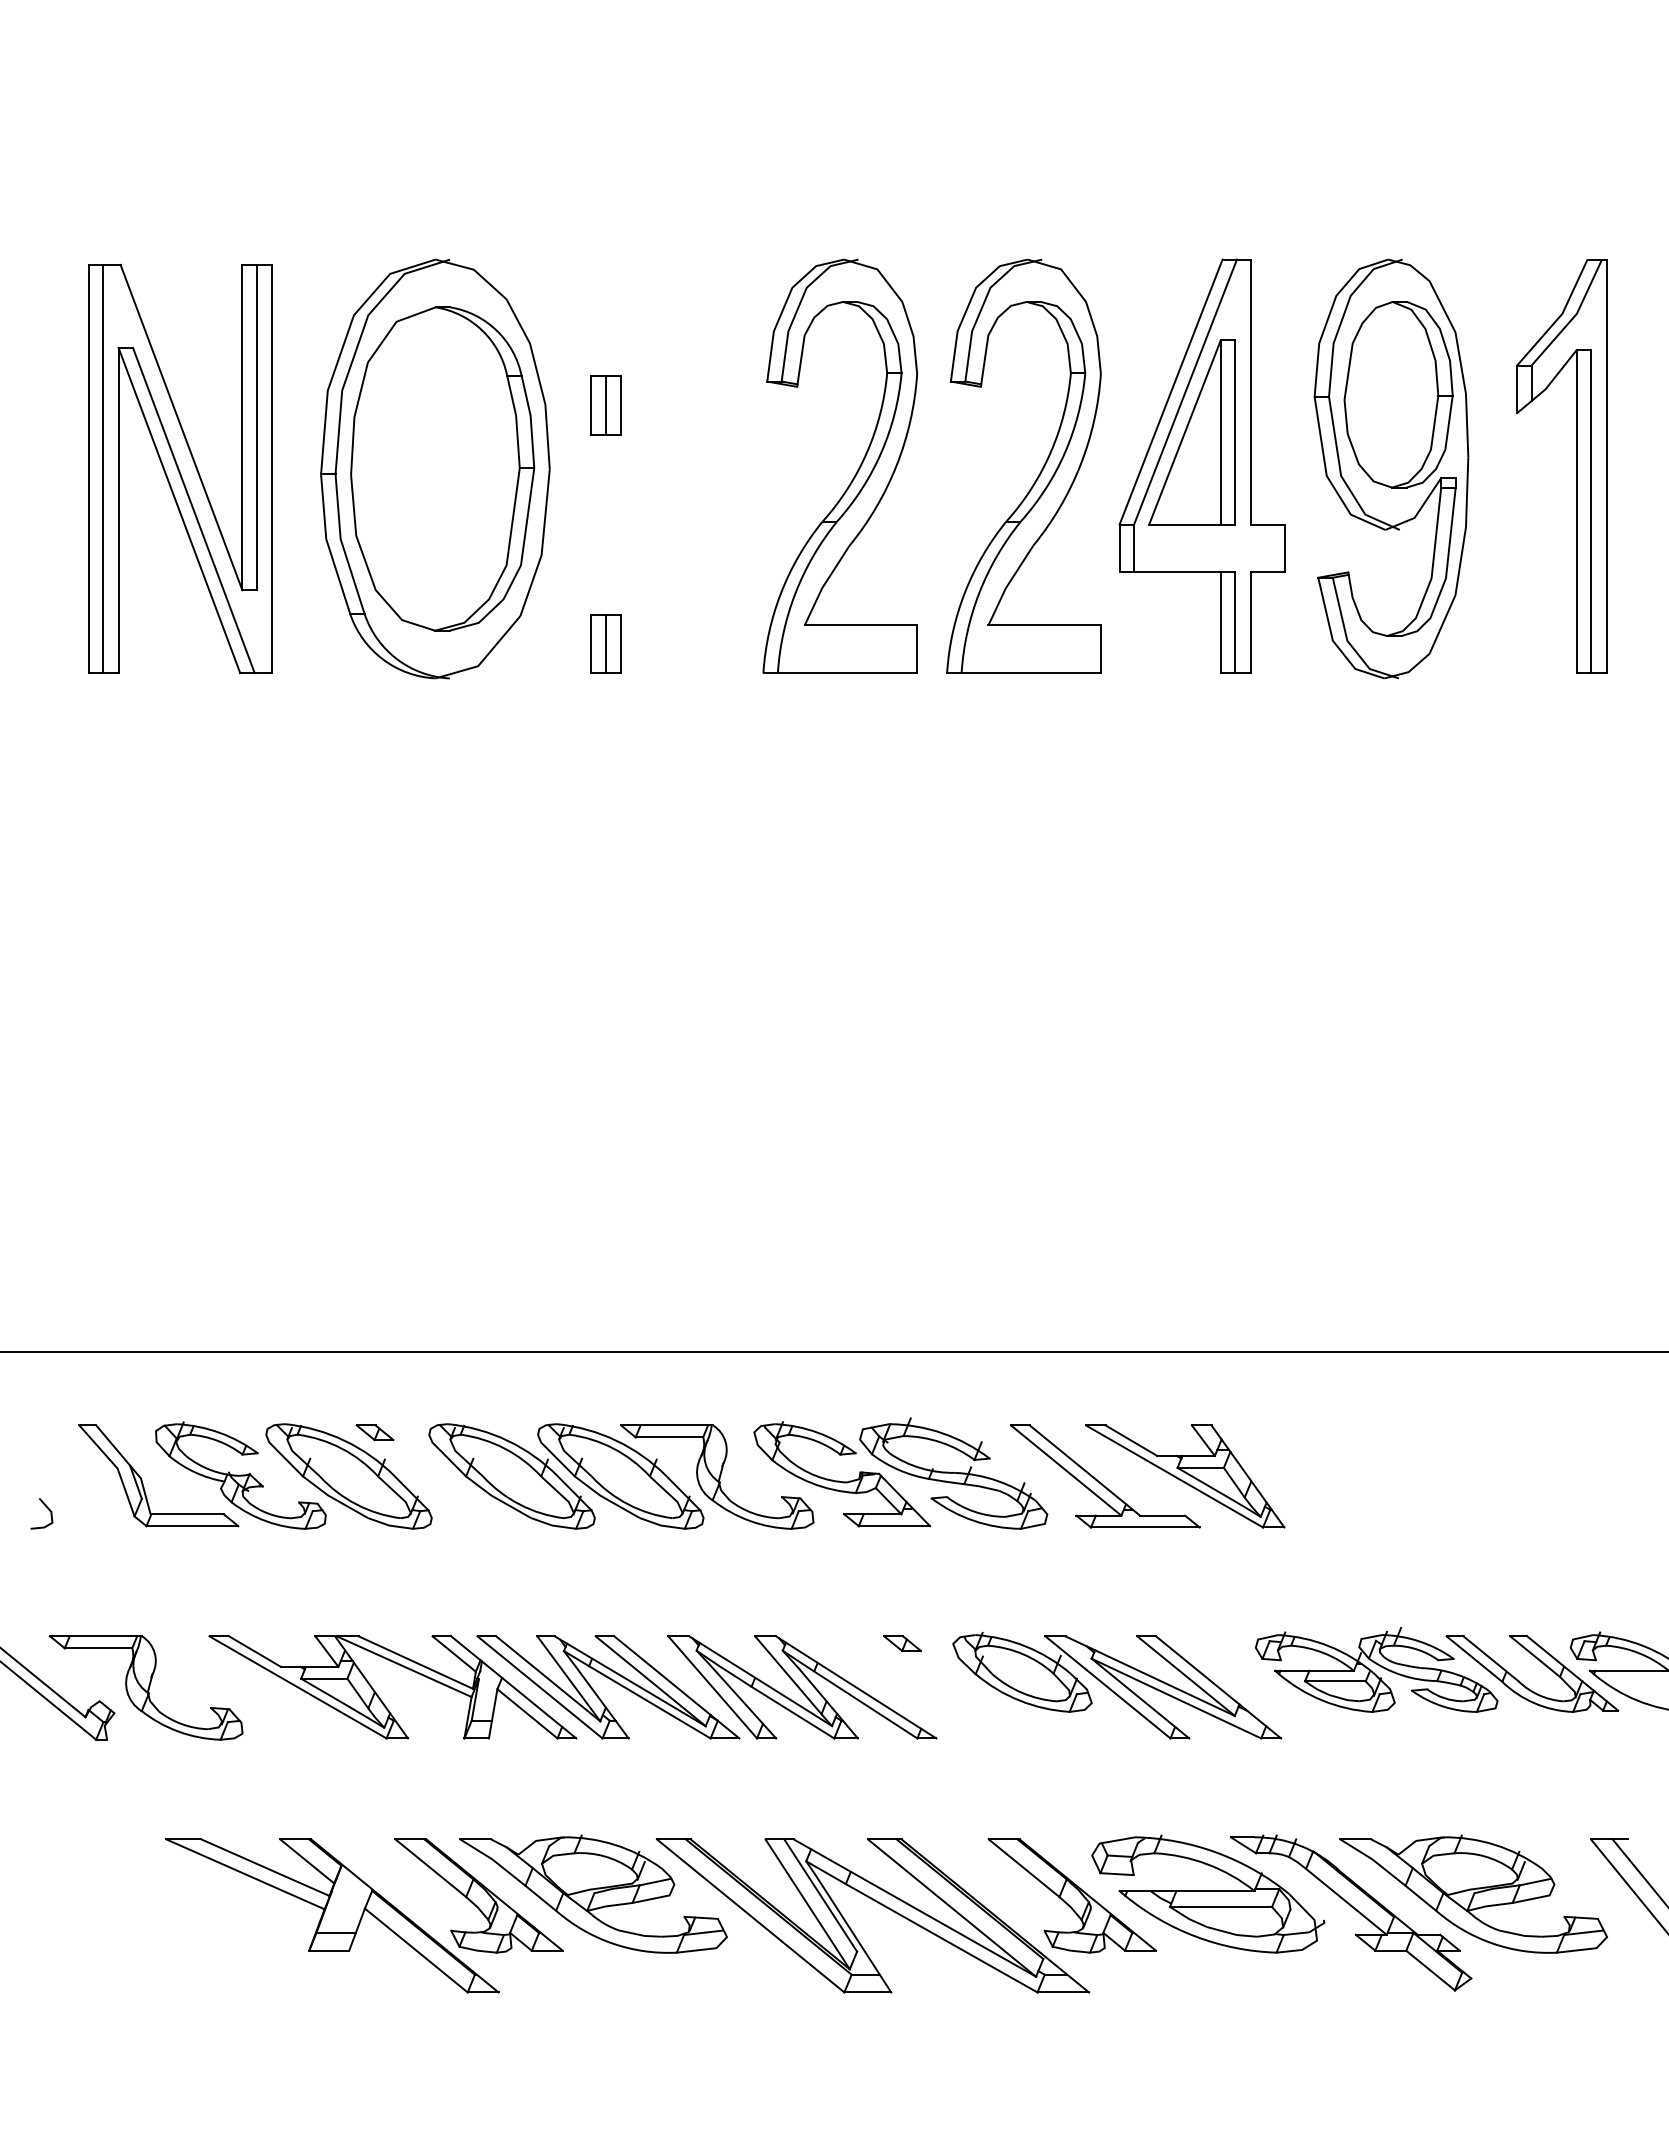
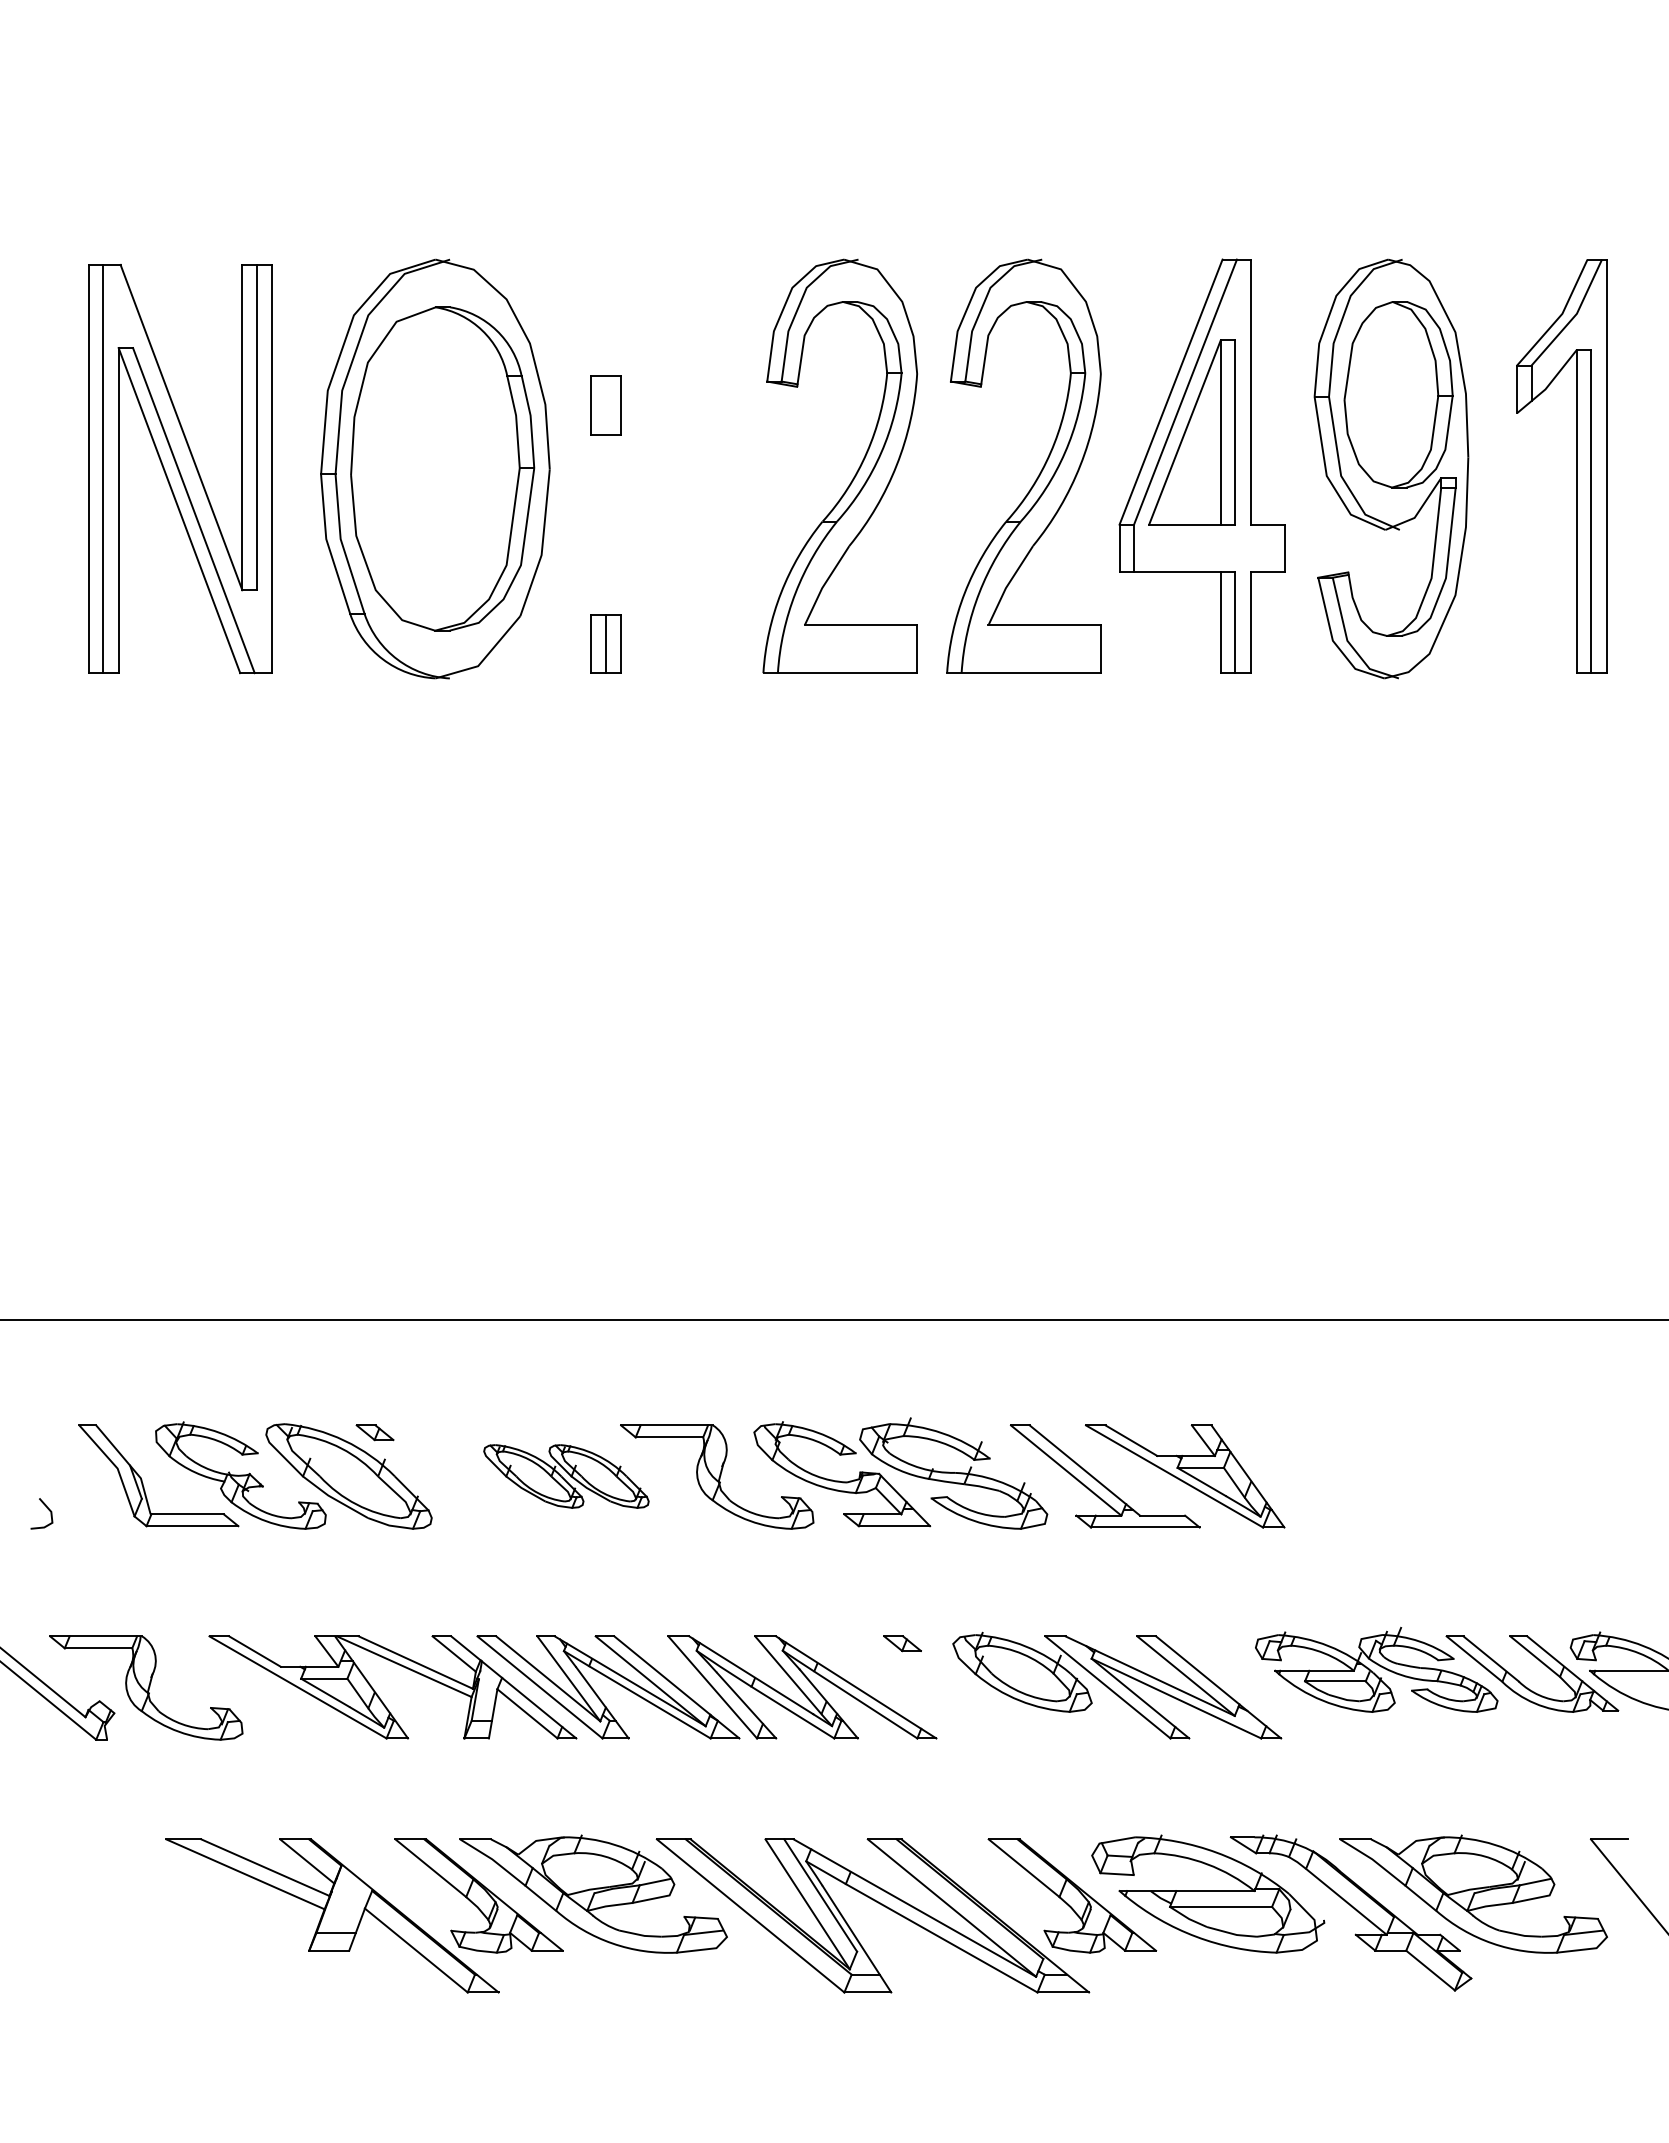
line: present -> none (605, 405)
line position: (833, 1352) -> (833, 1320) (833, 1320)
part size: 277x107 px -> 167x65 px (566, 1476)
line: present -> none (1638, 1871)
